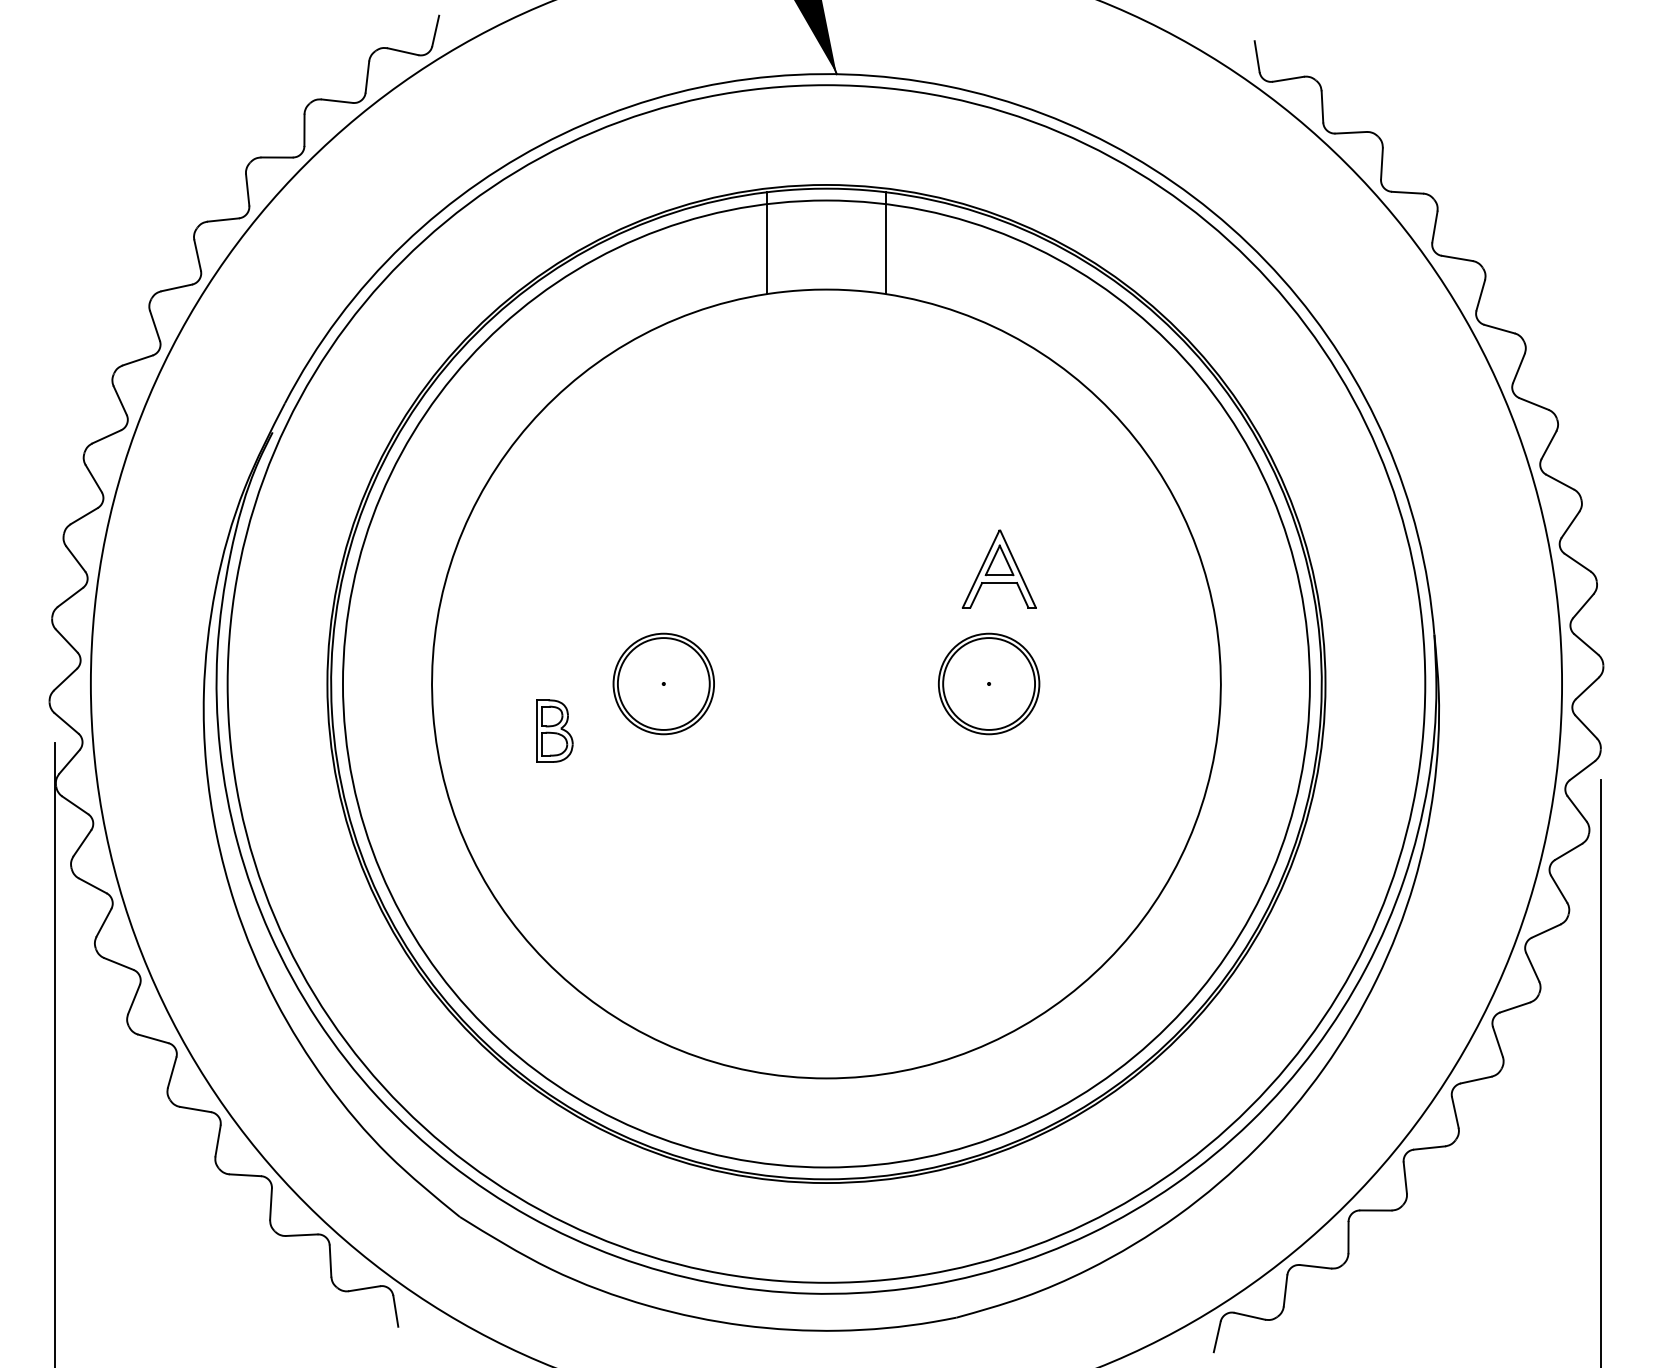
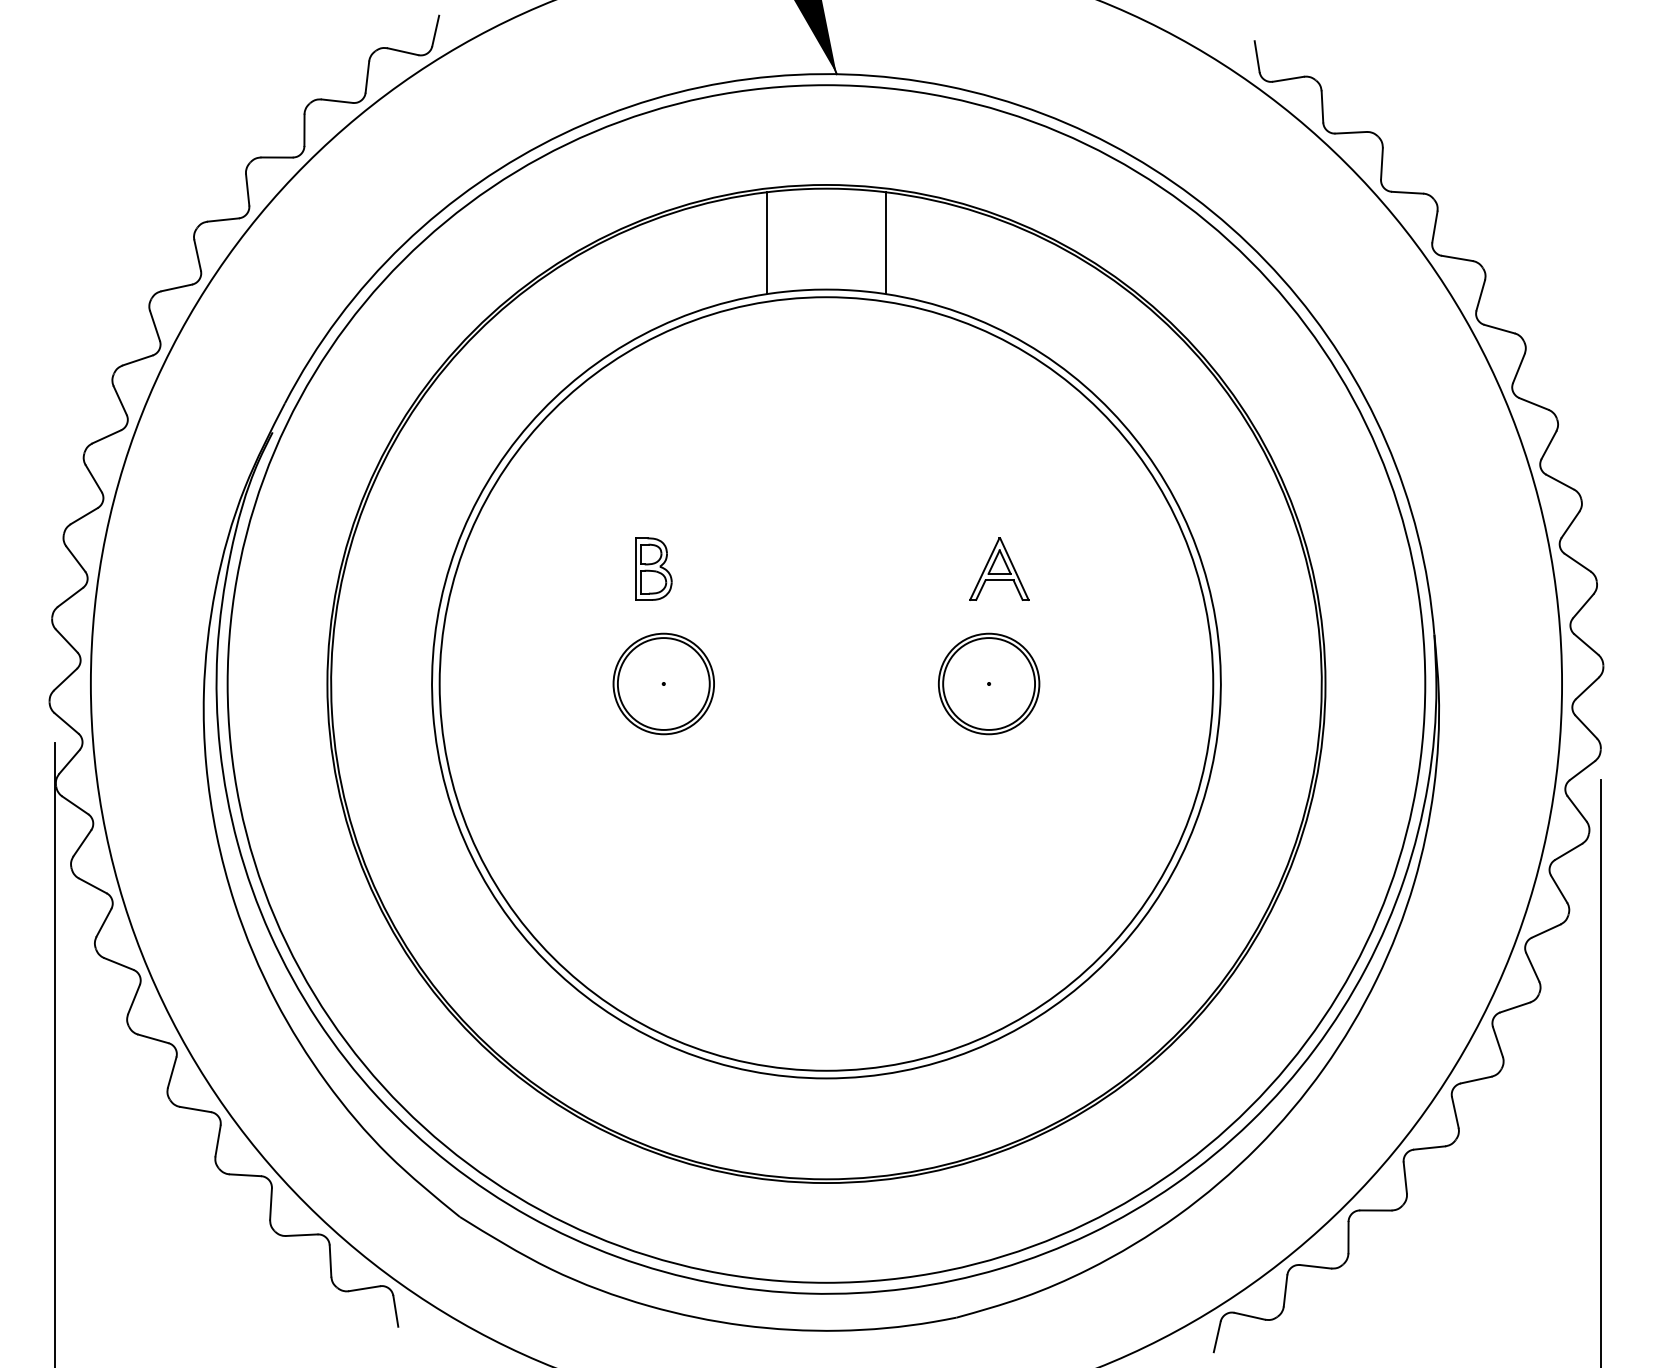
part size: 76x80 px -> 61x64 px (999, 568)
circle diameter: 967 px -> 774 px (826, 683)
part position: (554, 730) -> (653, 568) (653, 568)
